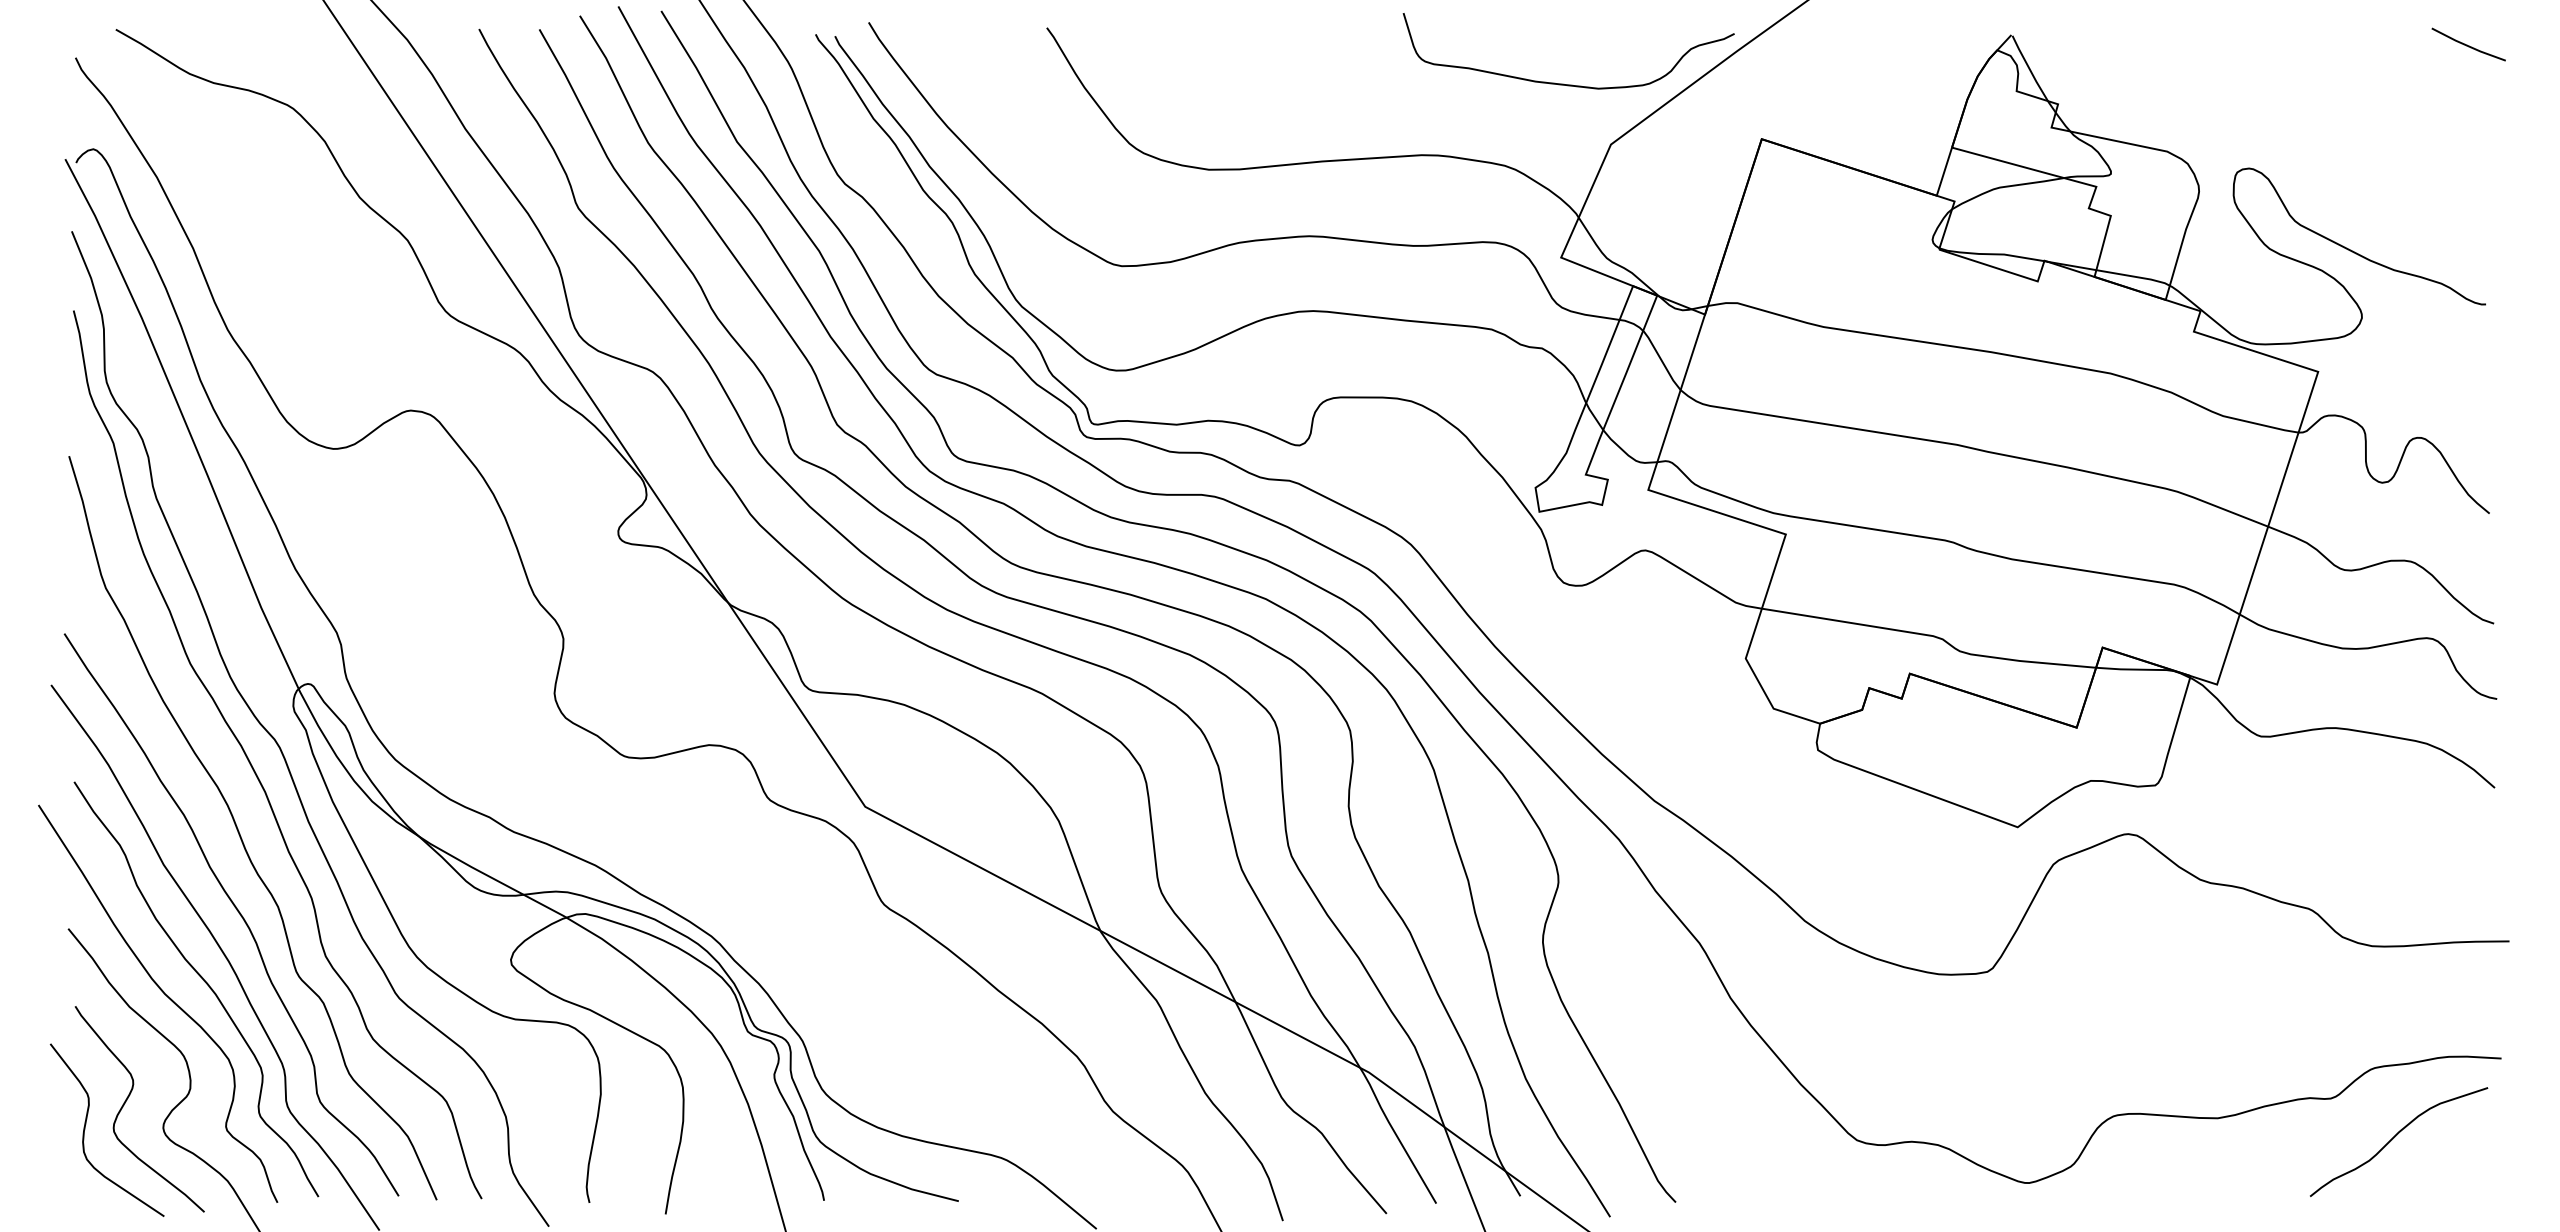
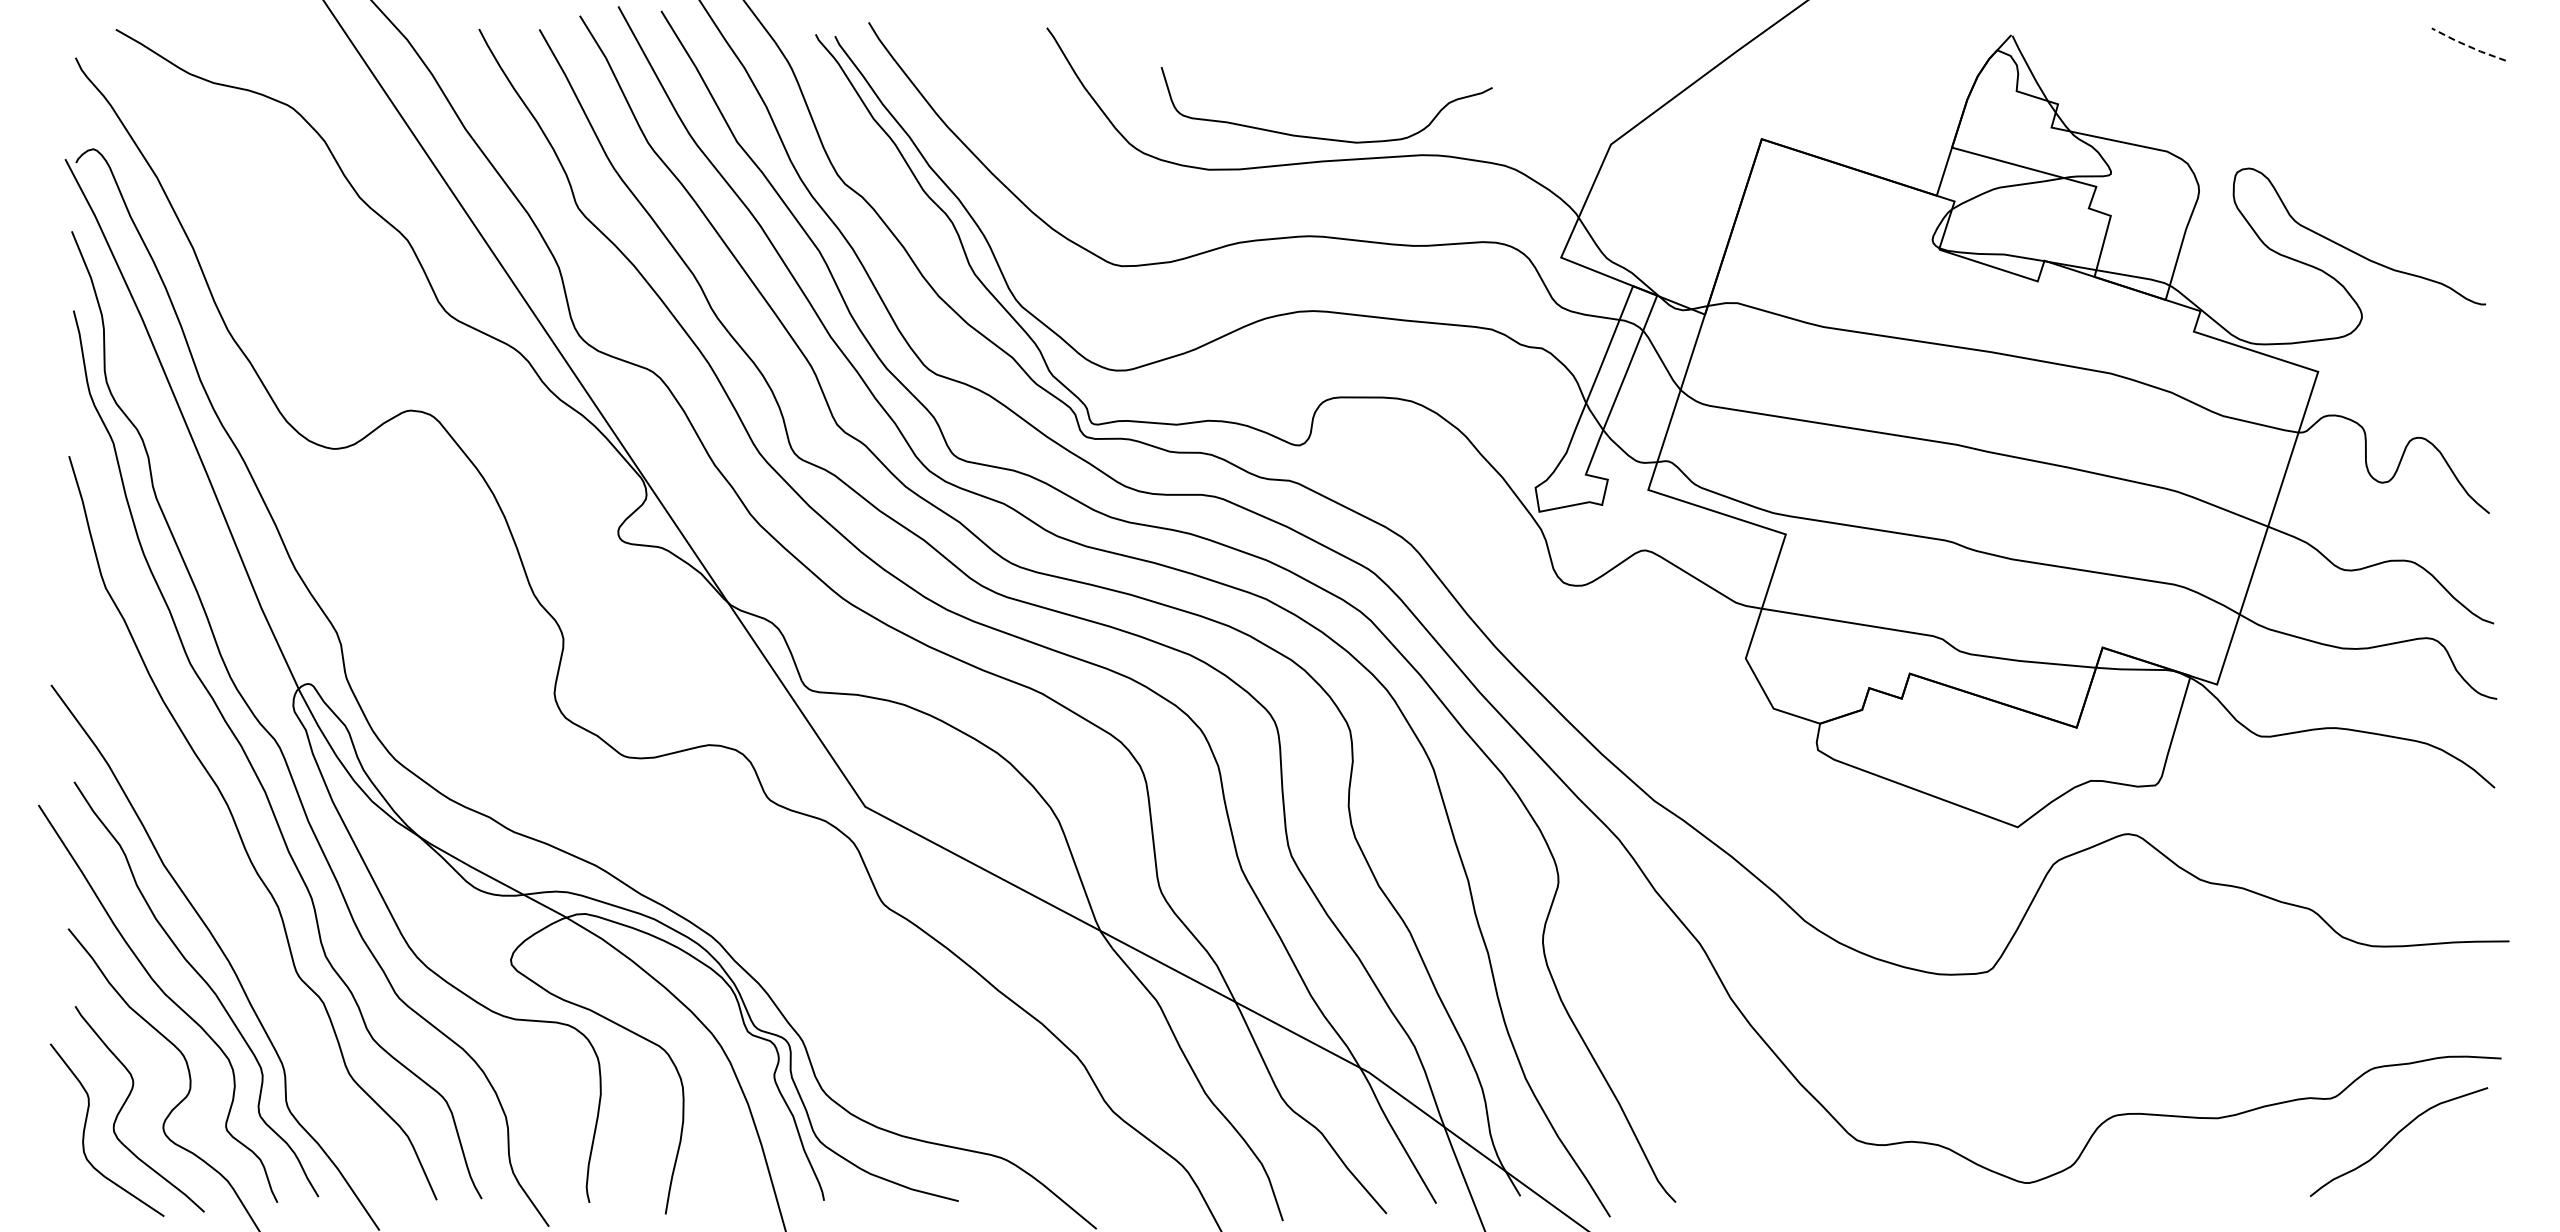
line: solid -> dashed (2468, 46)
curve position: (1563, 83) -> (1321, 137) (1321, 137)
curve: present -> none (236, 910)
